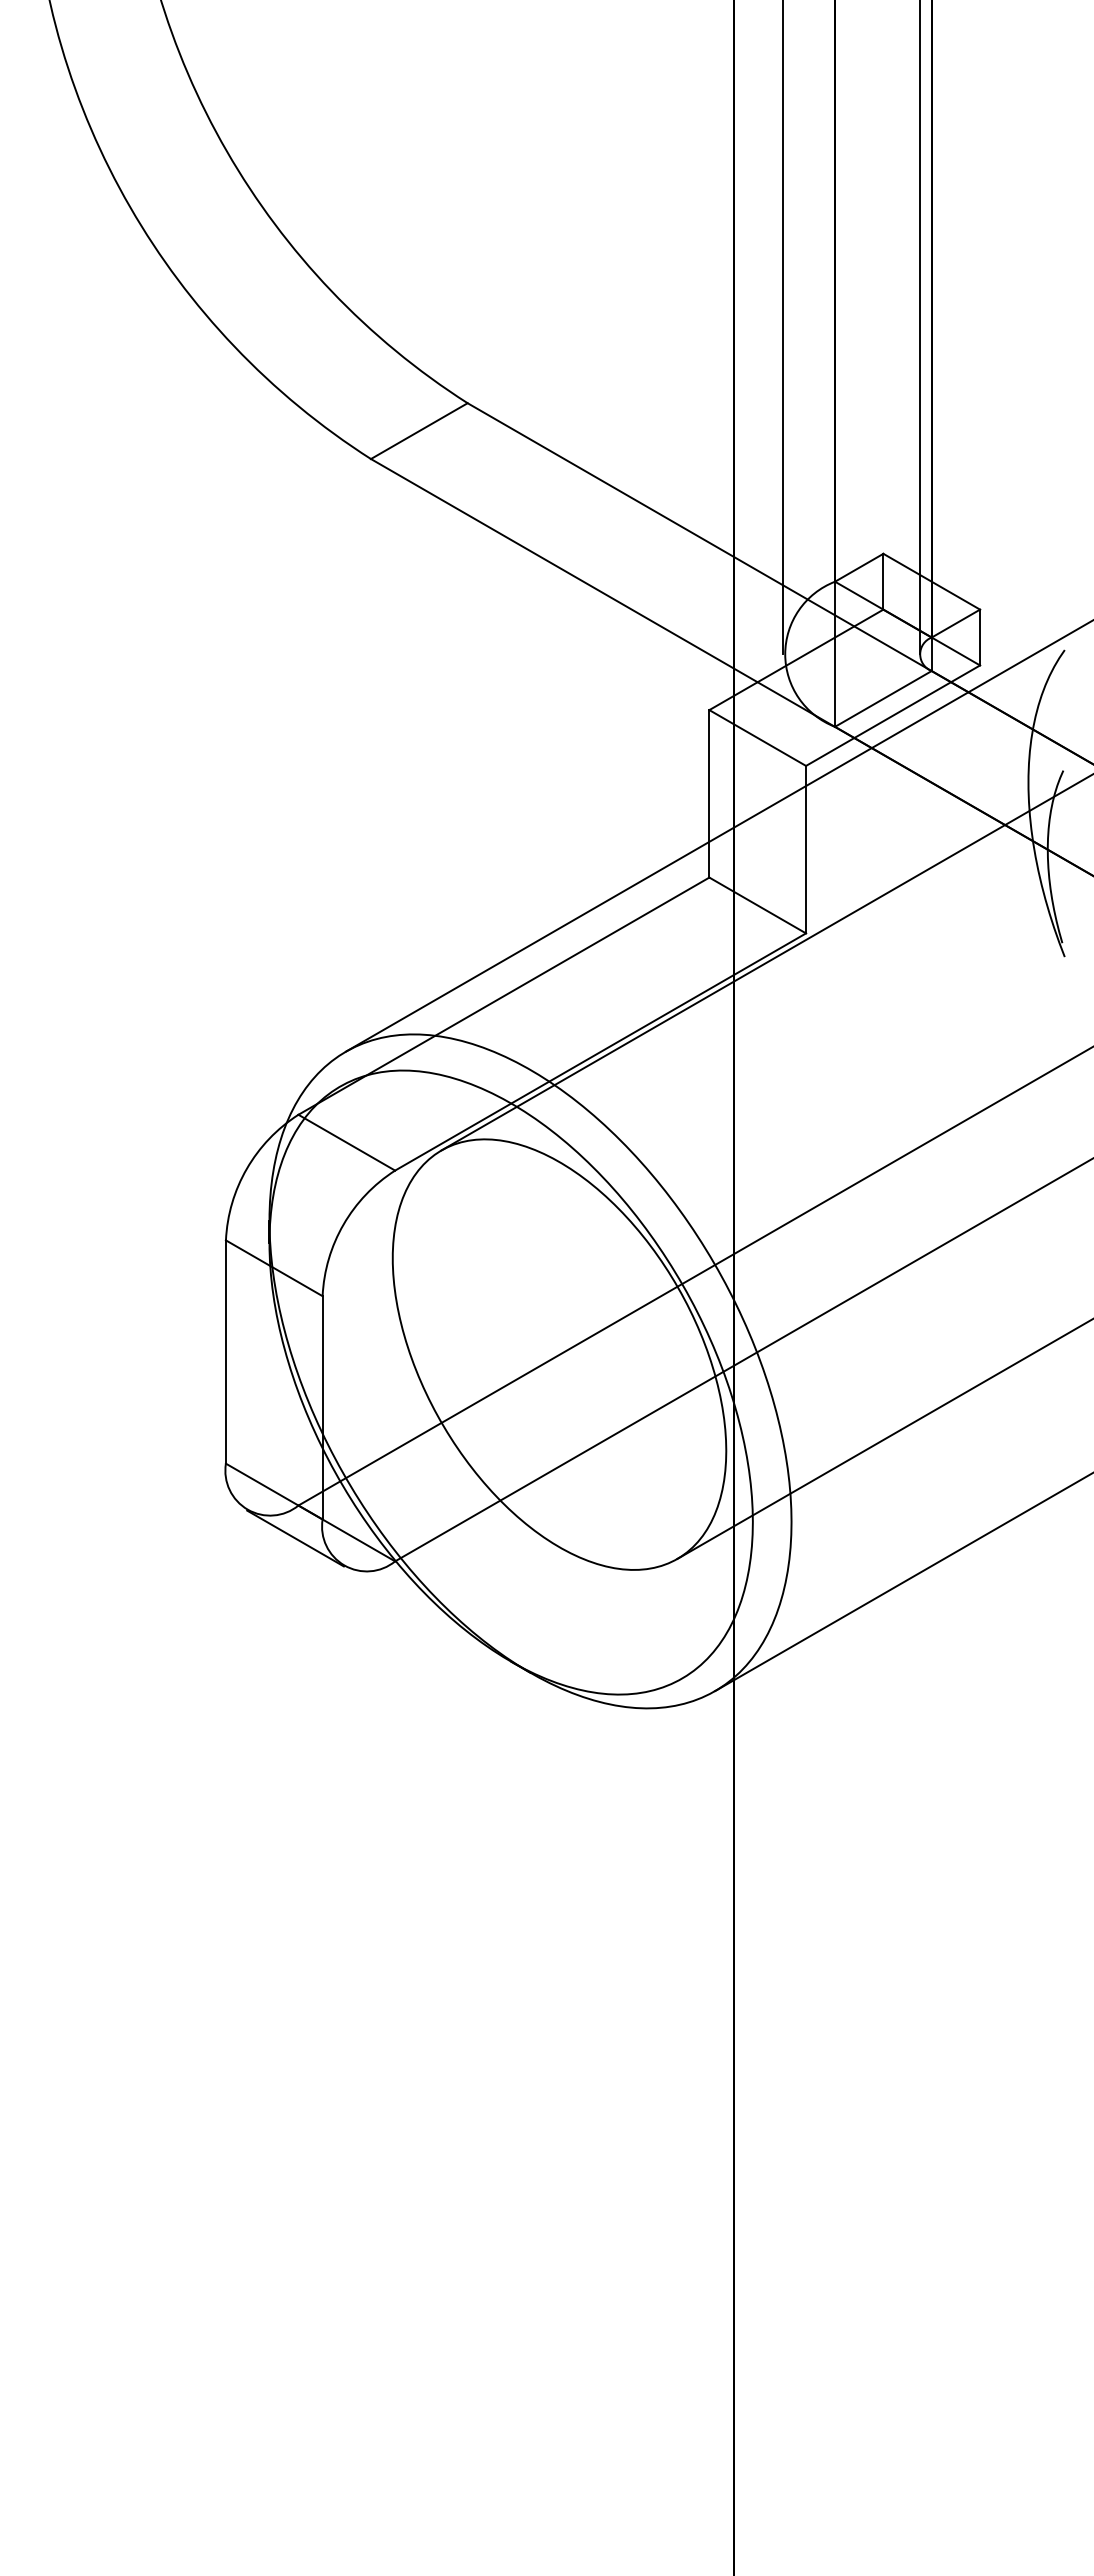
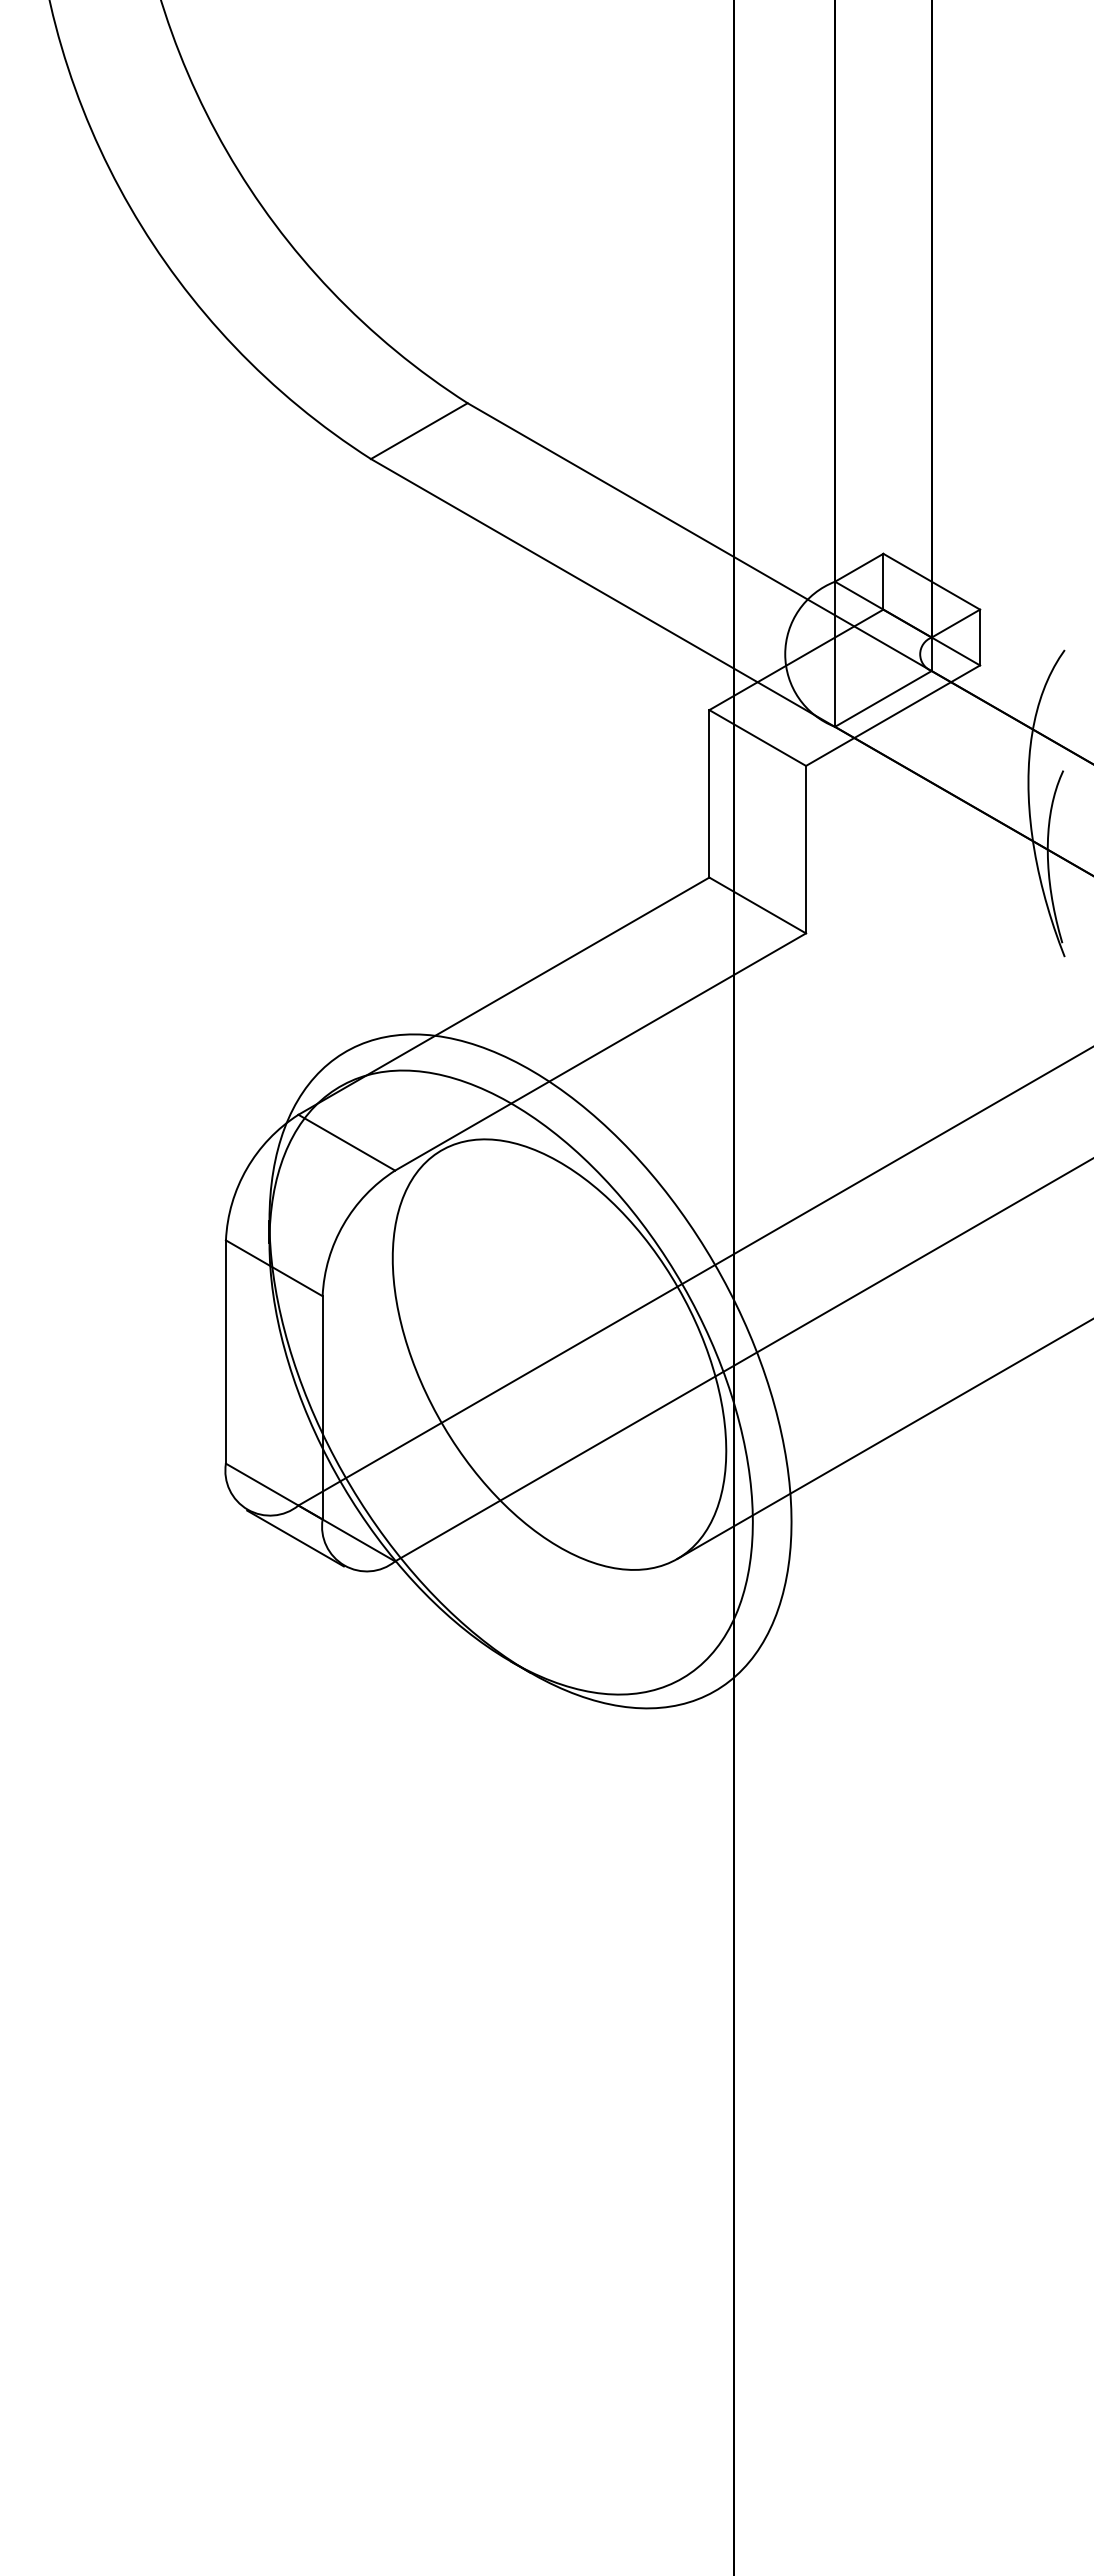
line: present -> none (783, 328)
line: present -> none (919, 328)
line: present -> none (717, 836)
line: present -> none (765, 962)
line: present -> none (902, 1582)
